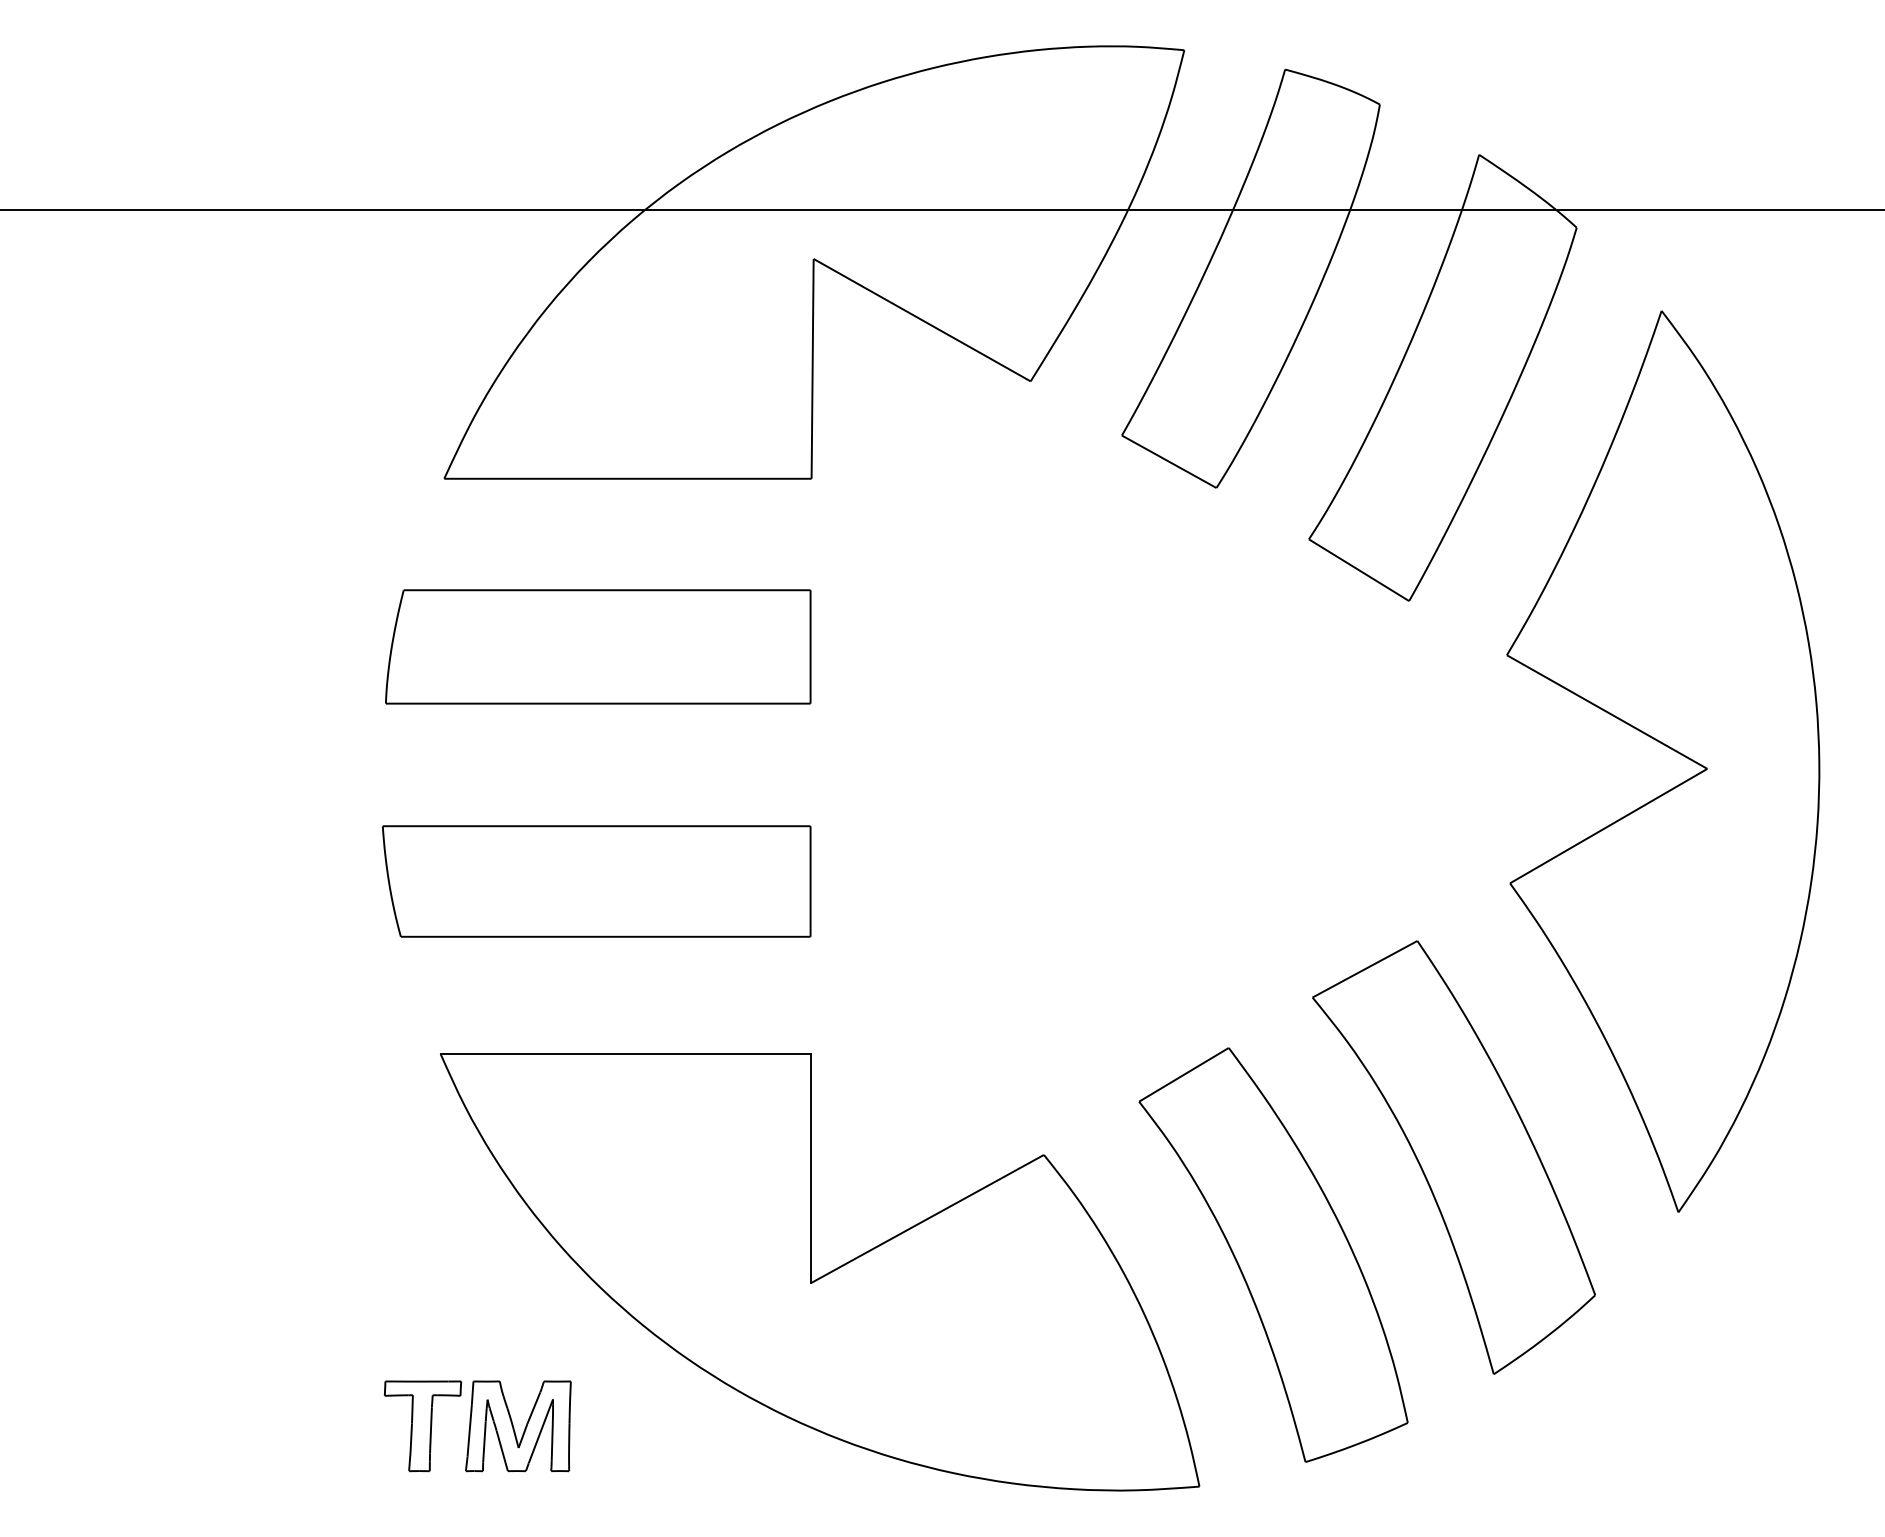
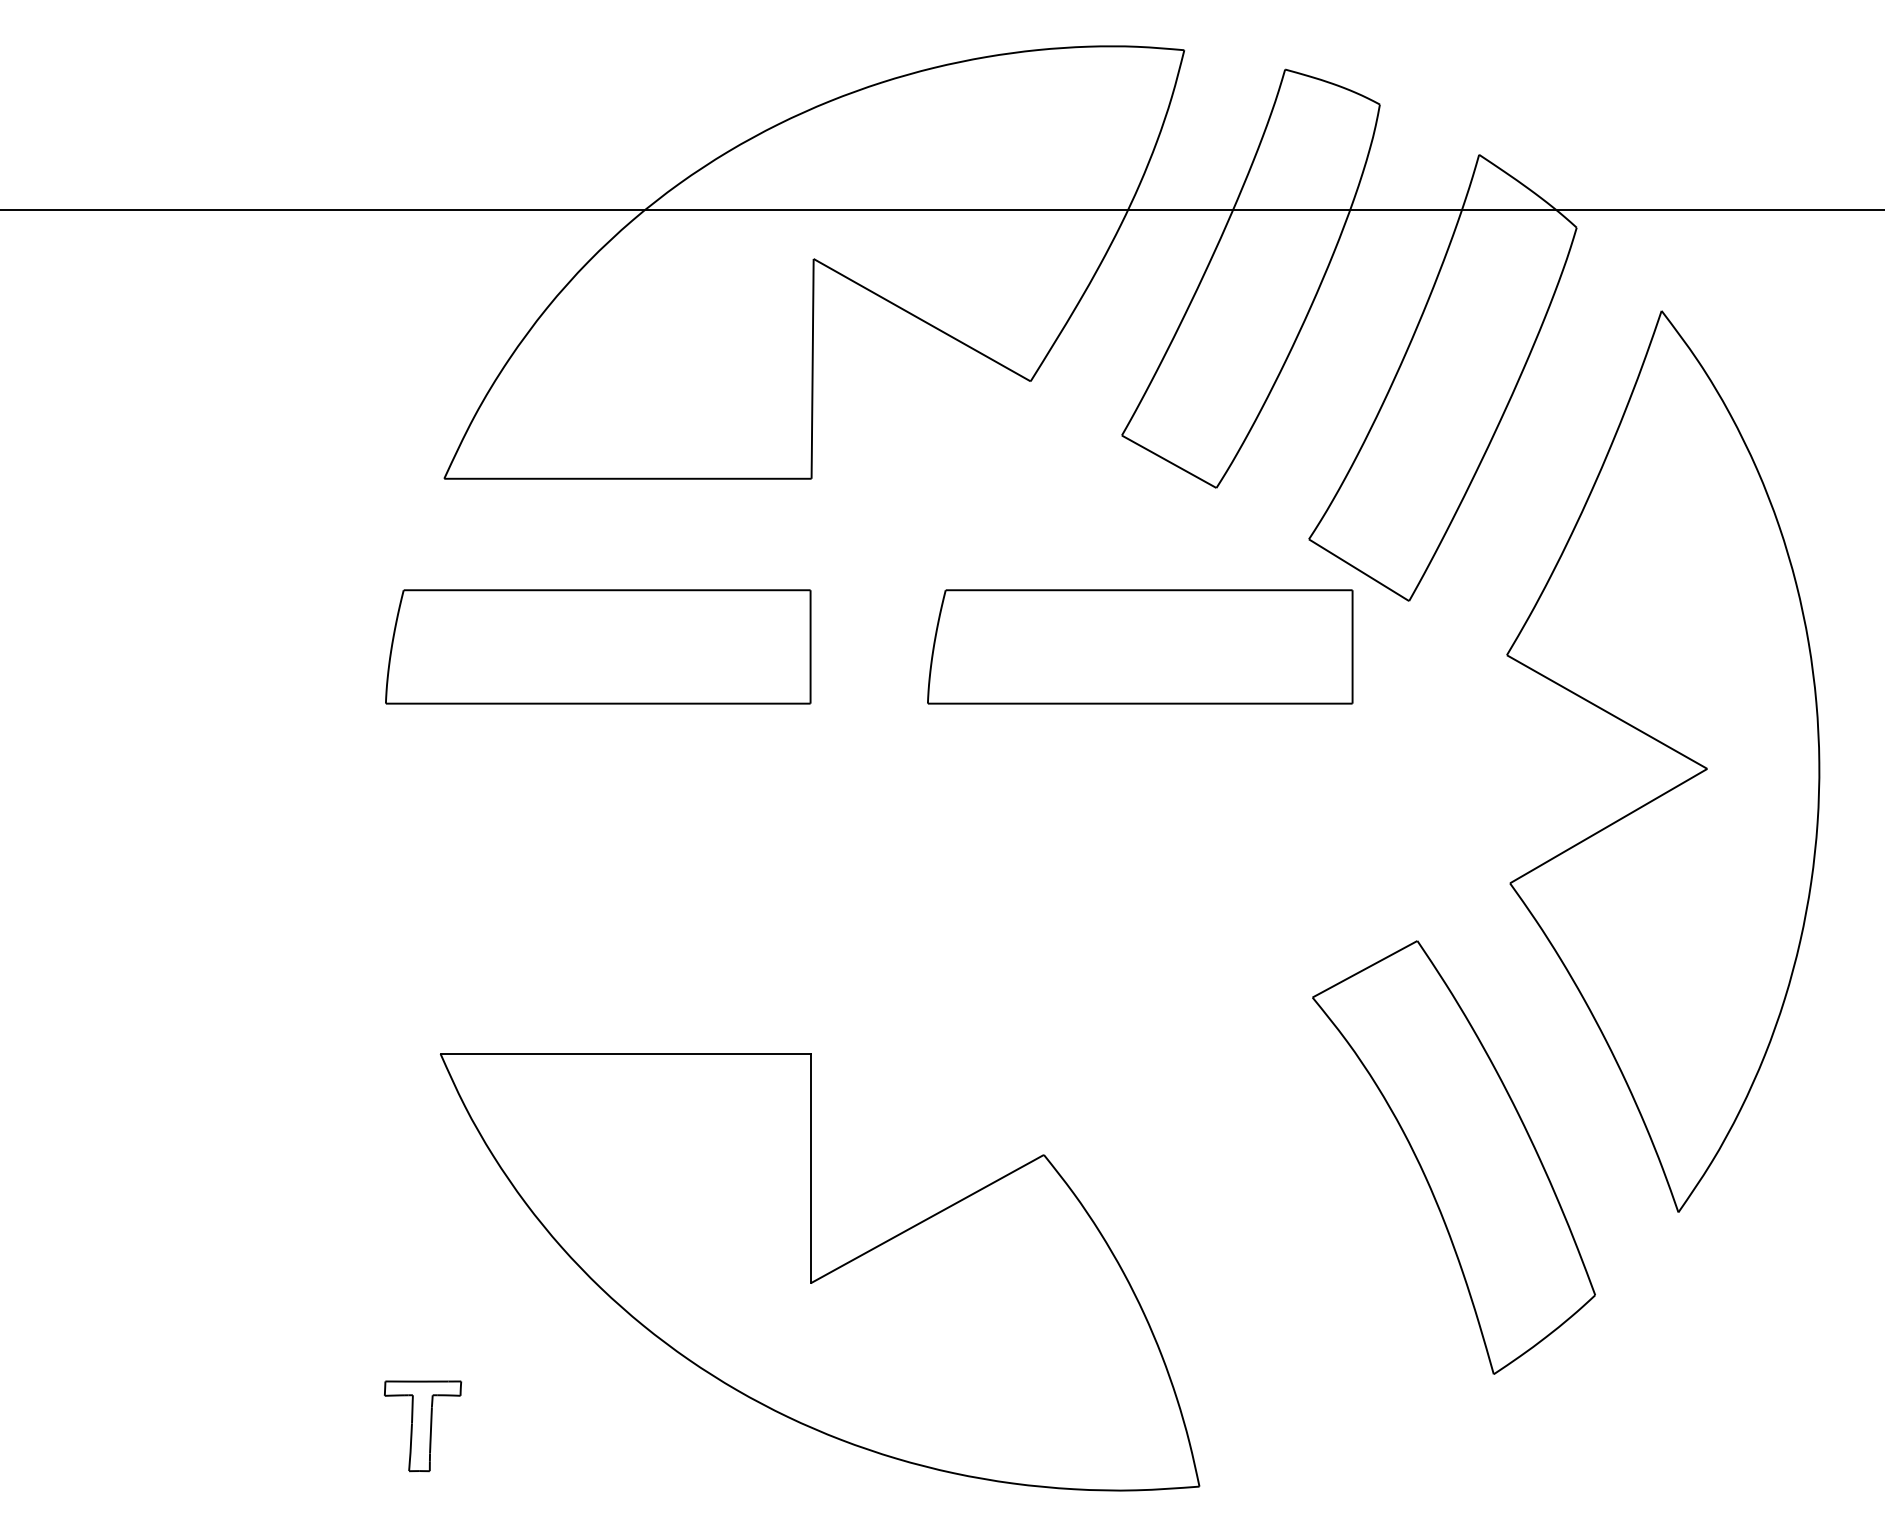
part: none -> present (1140, 646)
part: present -> none (596, 881)
part: present -> none (1273, 1254)
part: present -> none (518, 1426)
